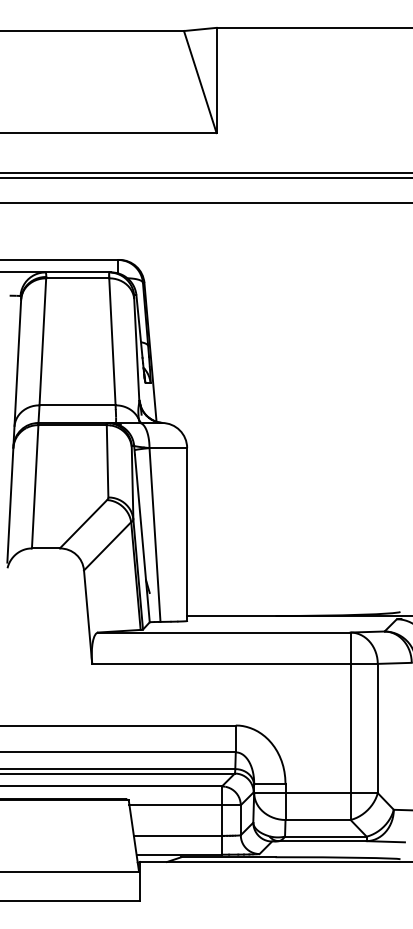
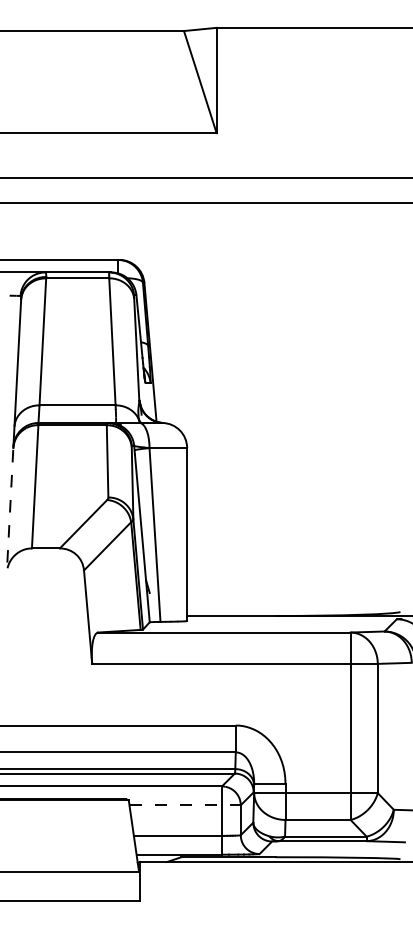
line: present -> none (205, 172)
line: solid -> dashed (10, 504)
line: solid -> dashed (185, 805)
